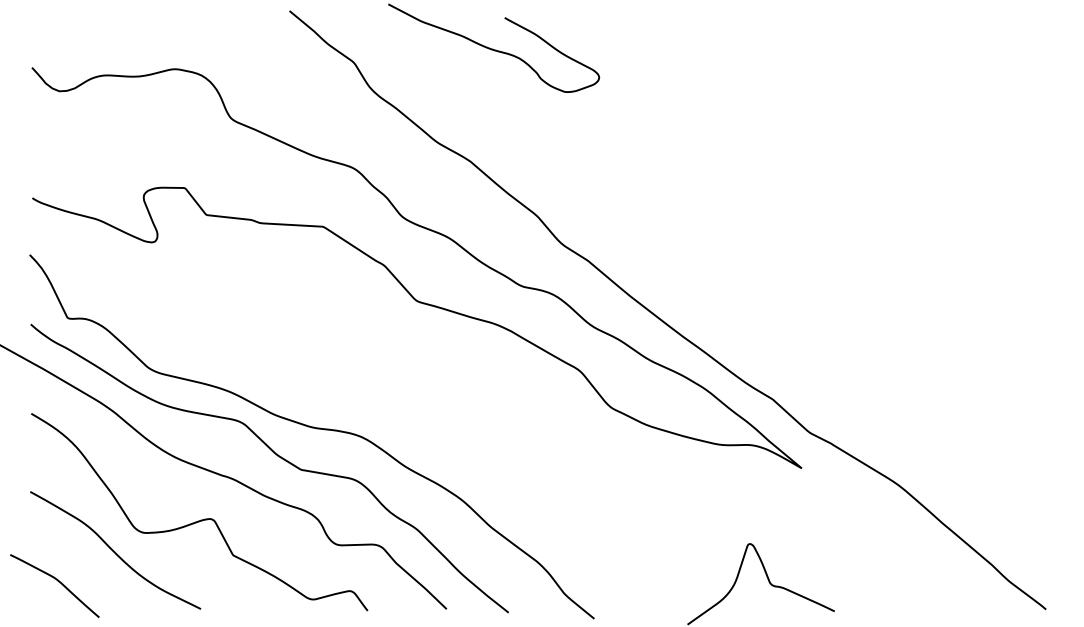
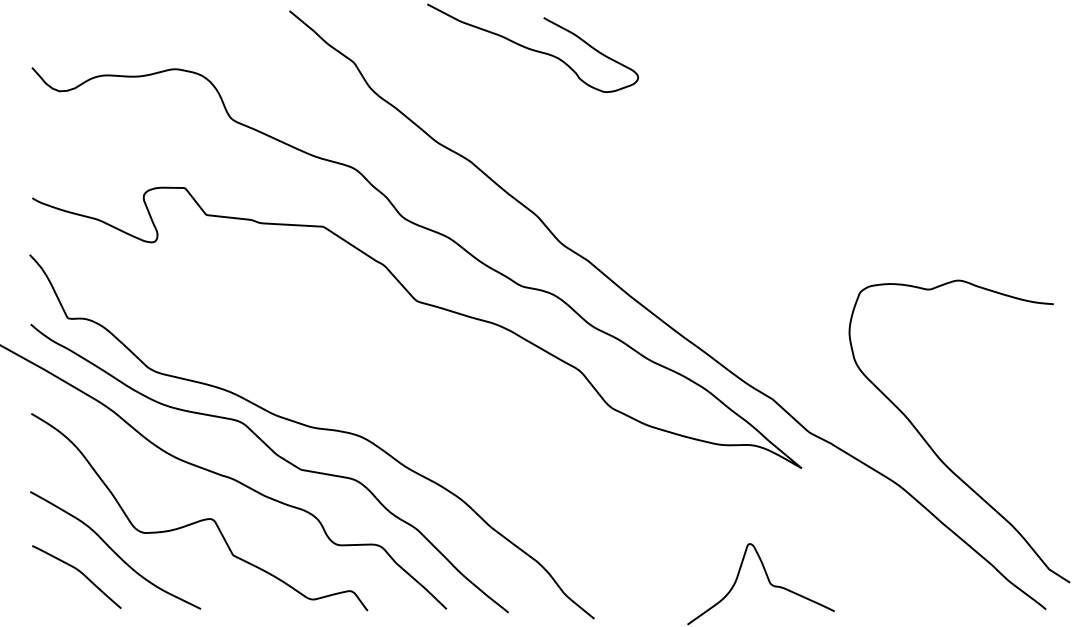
curve position: (494, 49) -> (533, 49) (533, 49)
curve: none -> present (934, 450)
curve position: (57, 581) -> (79, 572) (79, 572)
